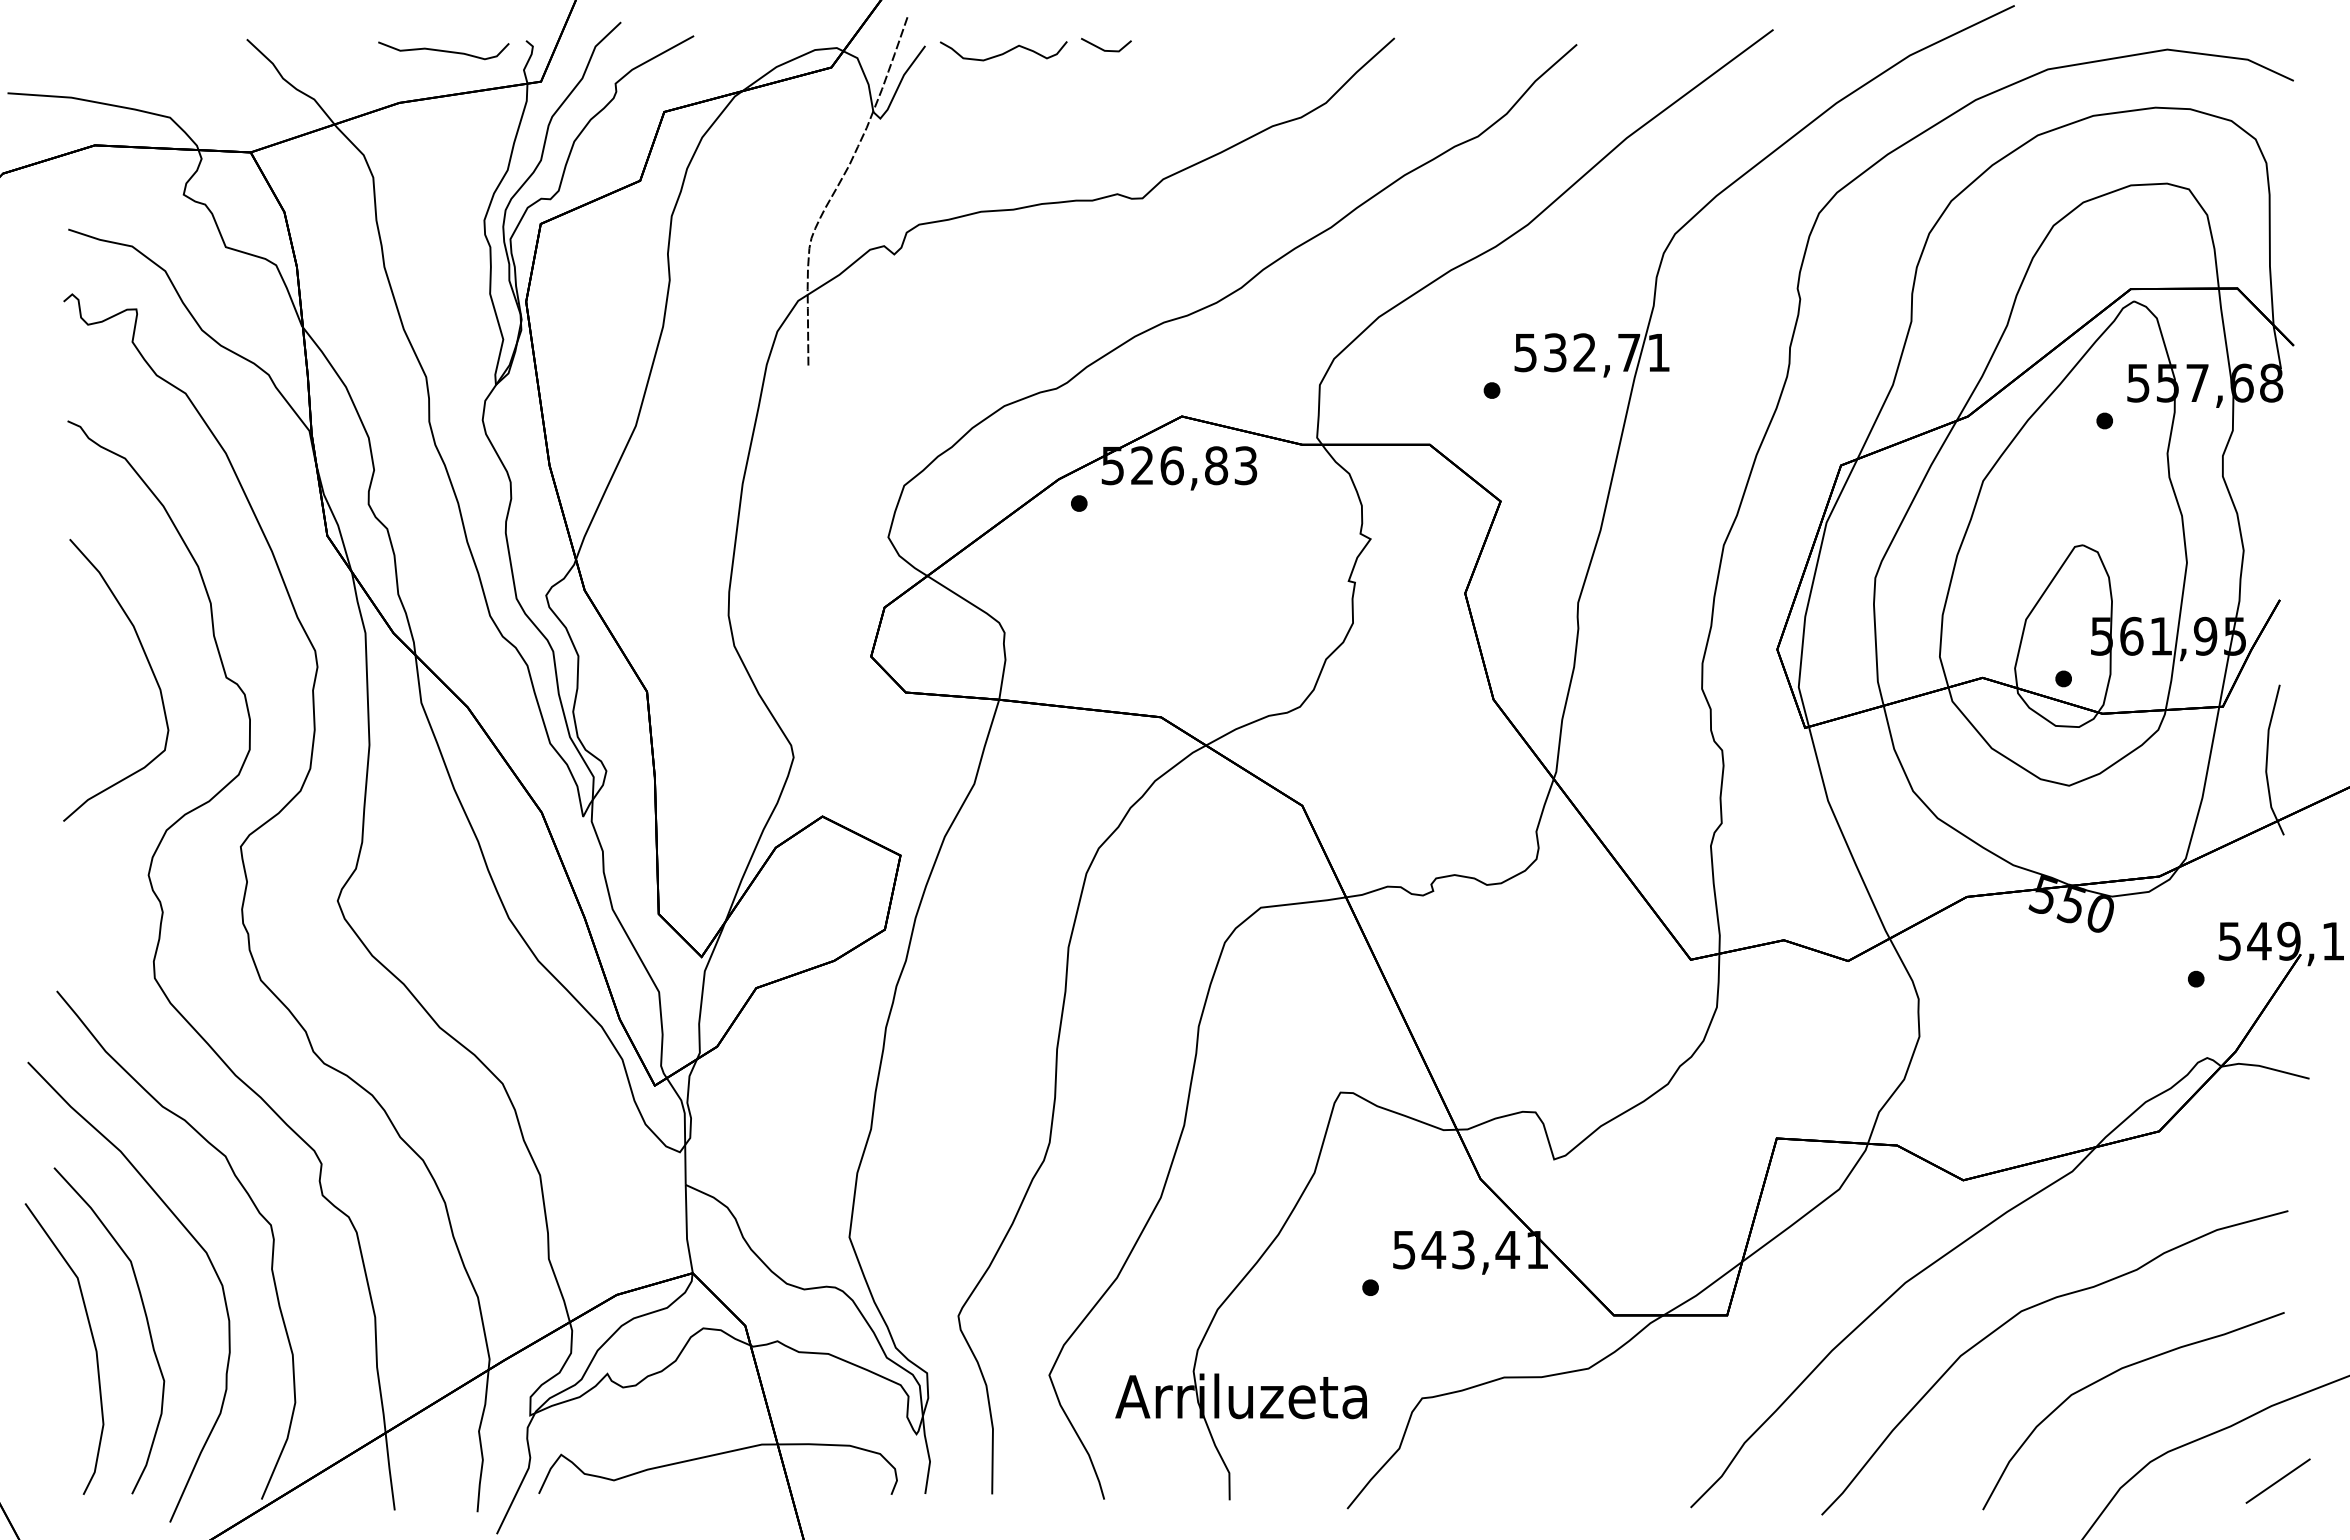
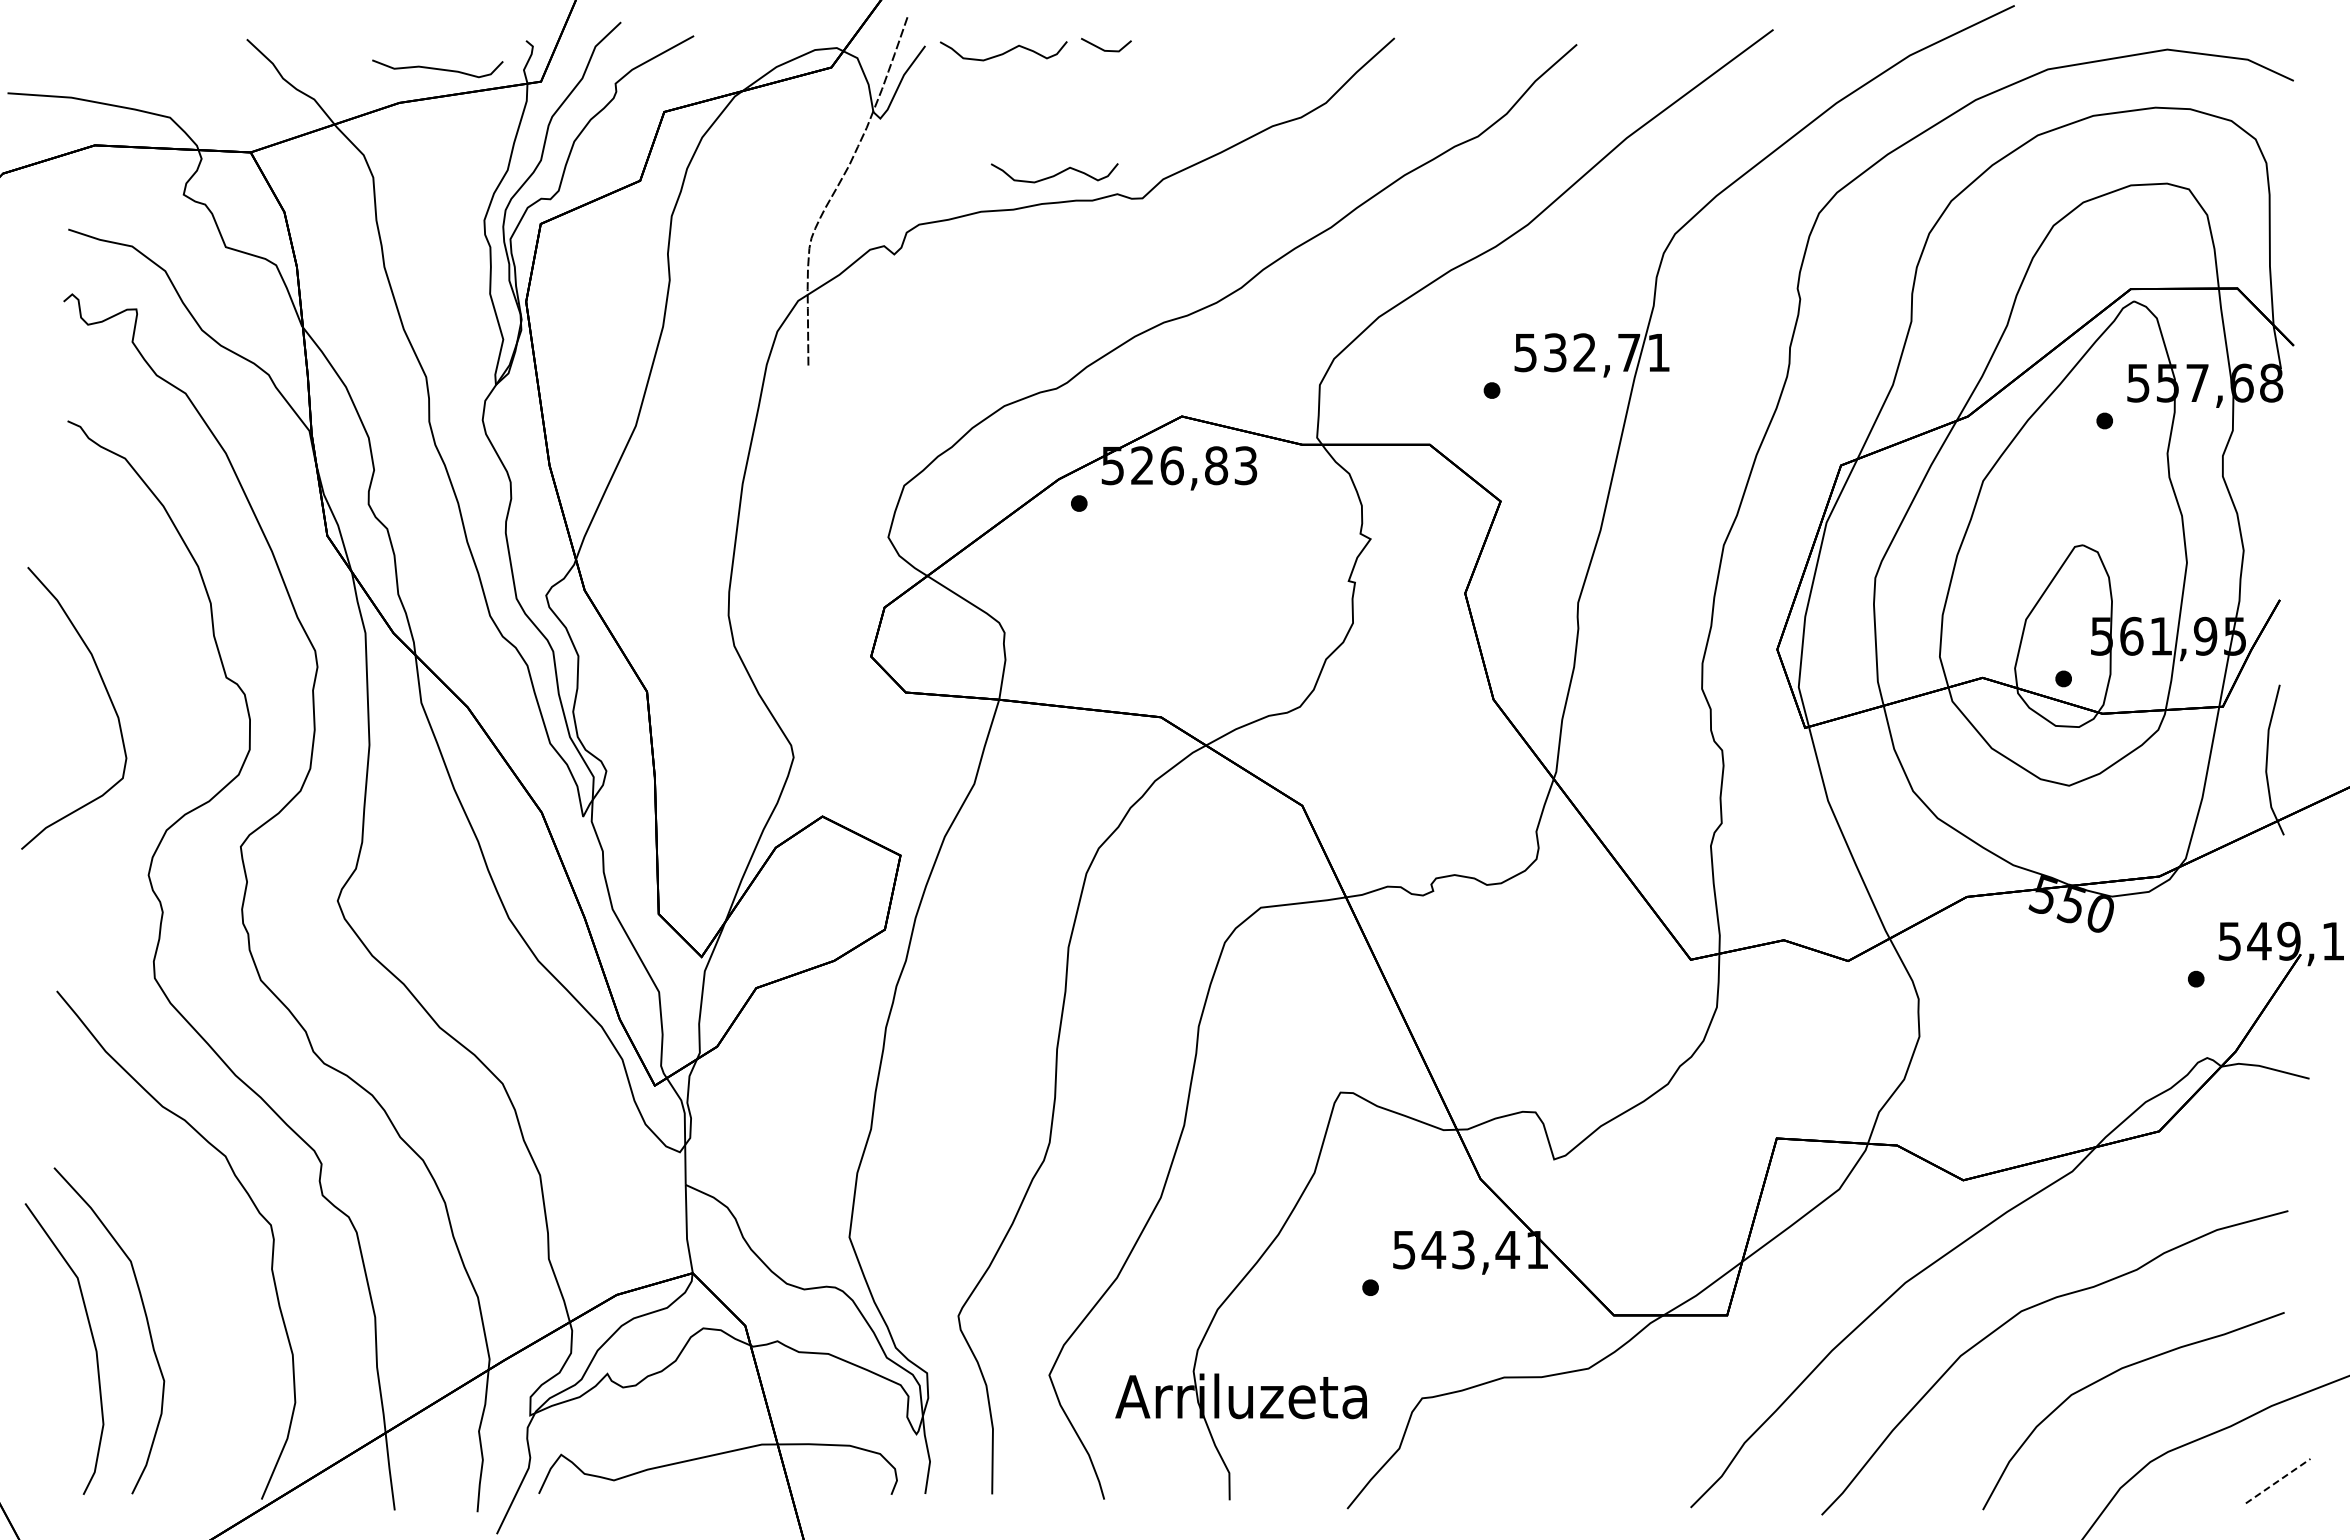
curve position: (443, 50) -> (437, 68) (437, 68)
curve: none -> present (1054, 174)
curve position: (150, 669) -> (108, 697) (108, 697)
curve: present -> none (194, 1240)
line: solid -> dashed (2278, 1480)
